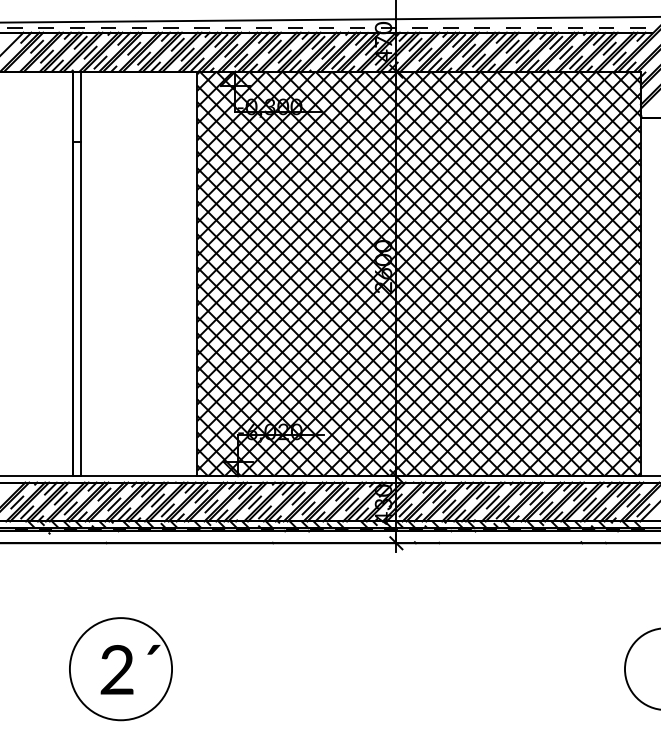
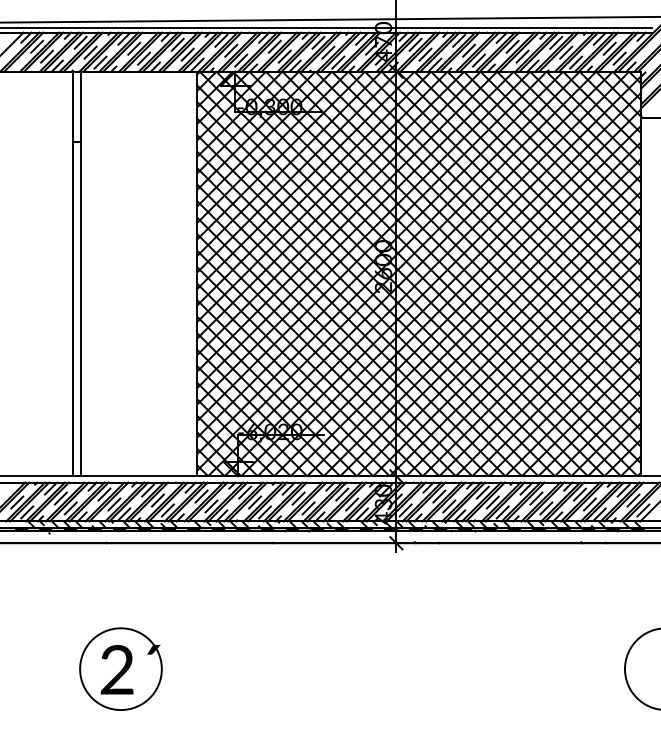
line: dashed -> solid (325, 27)
circle diameter: 102 px -> 82 px (120, 669)
